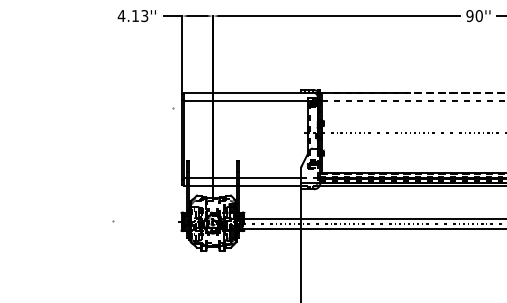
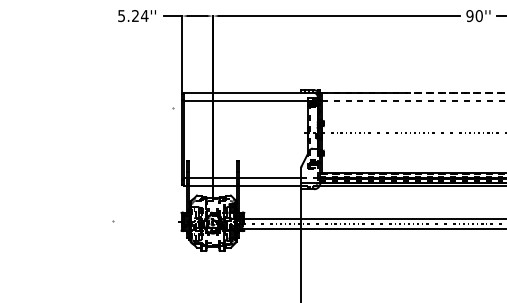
text: 4.13'' -> 5.24'' (132, 16)
